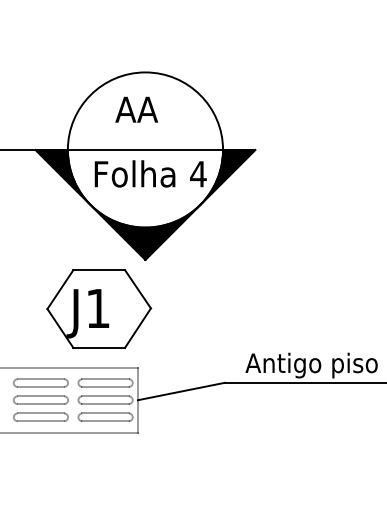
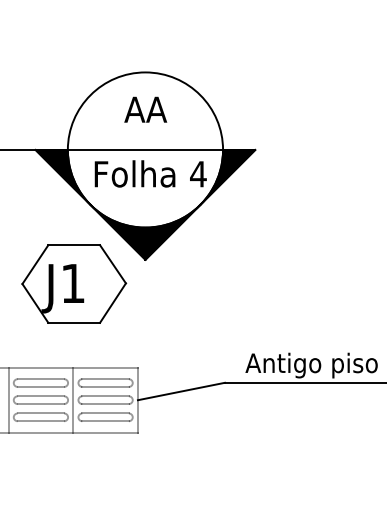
text position: (136, 109) -> (145, 109) (145, 109)
part position: (99, 308) -> (74, 283) (74, 283)
line: none -> present (8, 399)
line: none -> present (73, 399)
